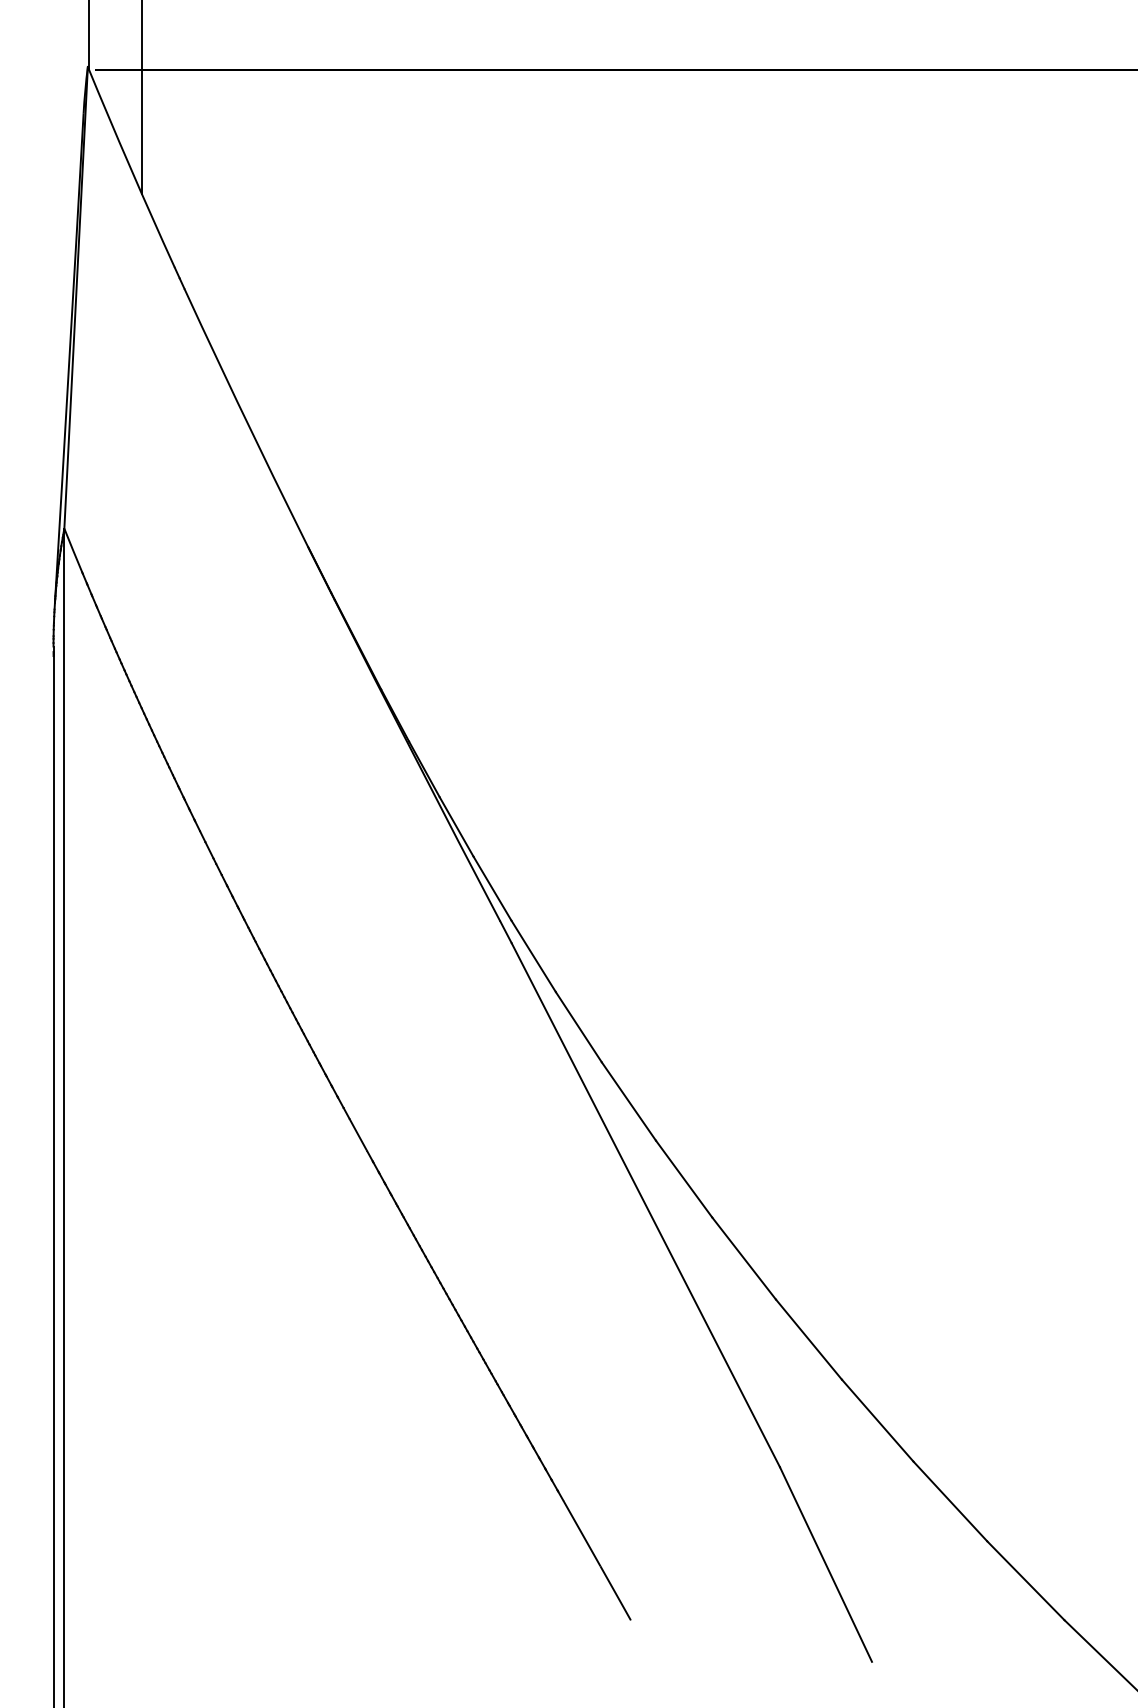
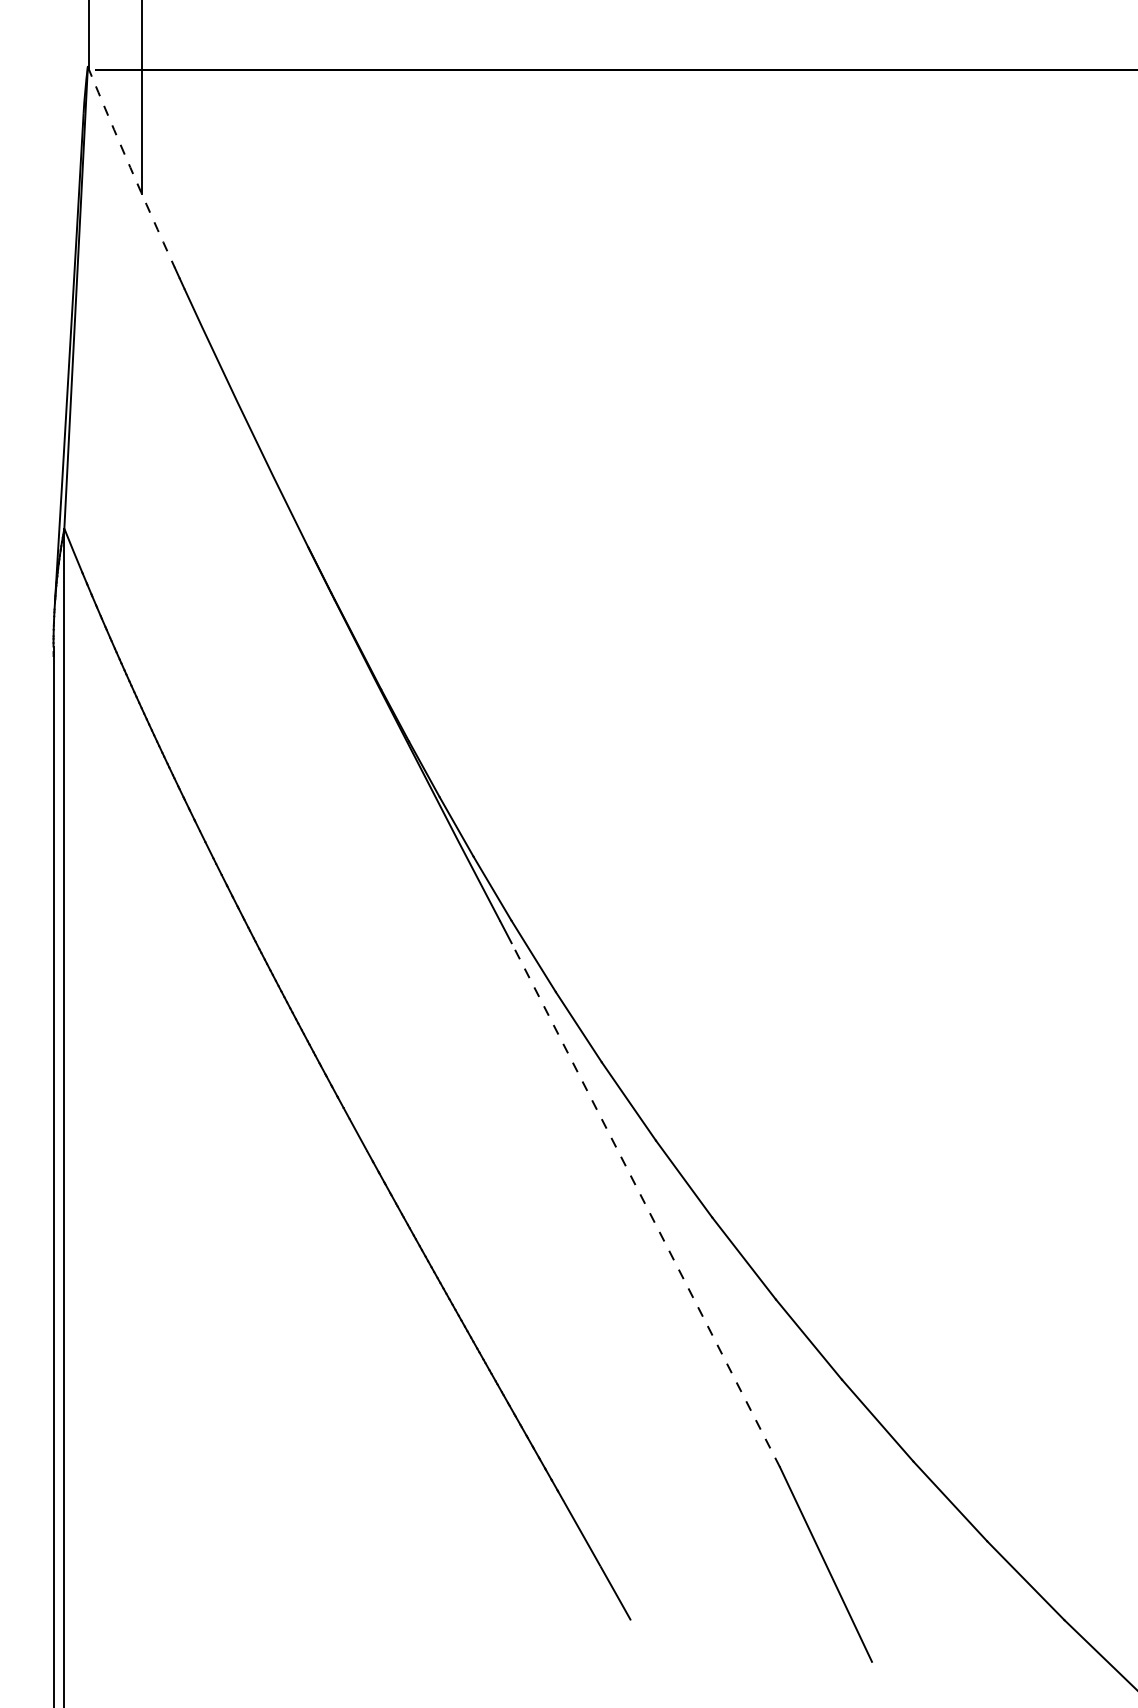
arc: solid -> dashed (130, 167)
line: solid -> dashed (645, 1204)
